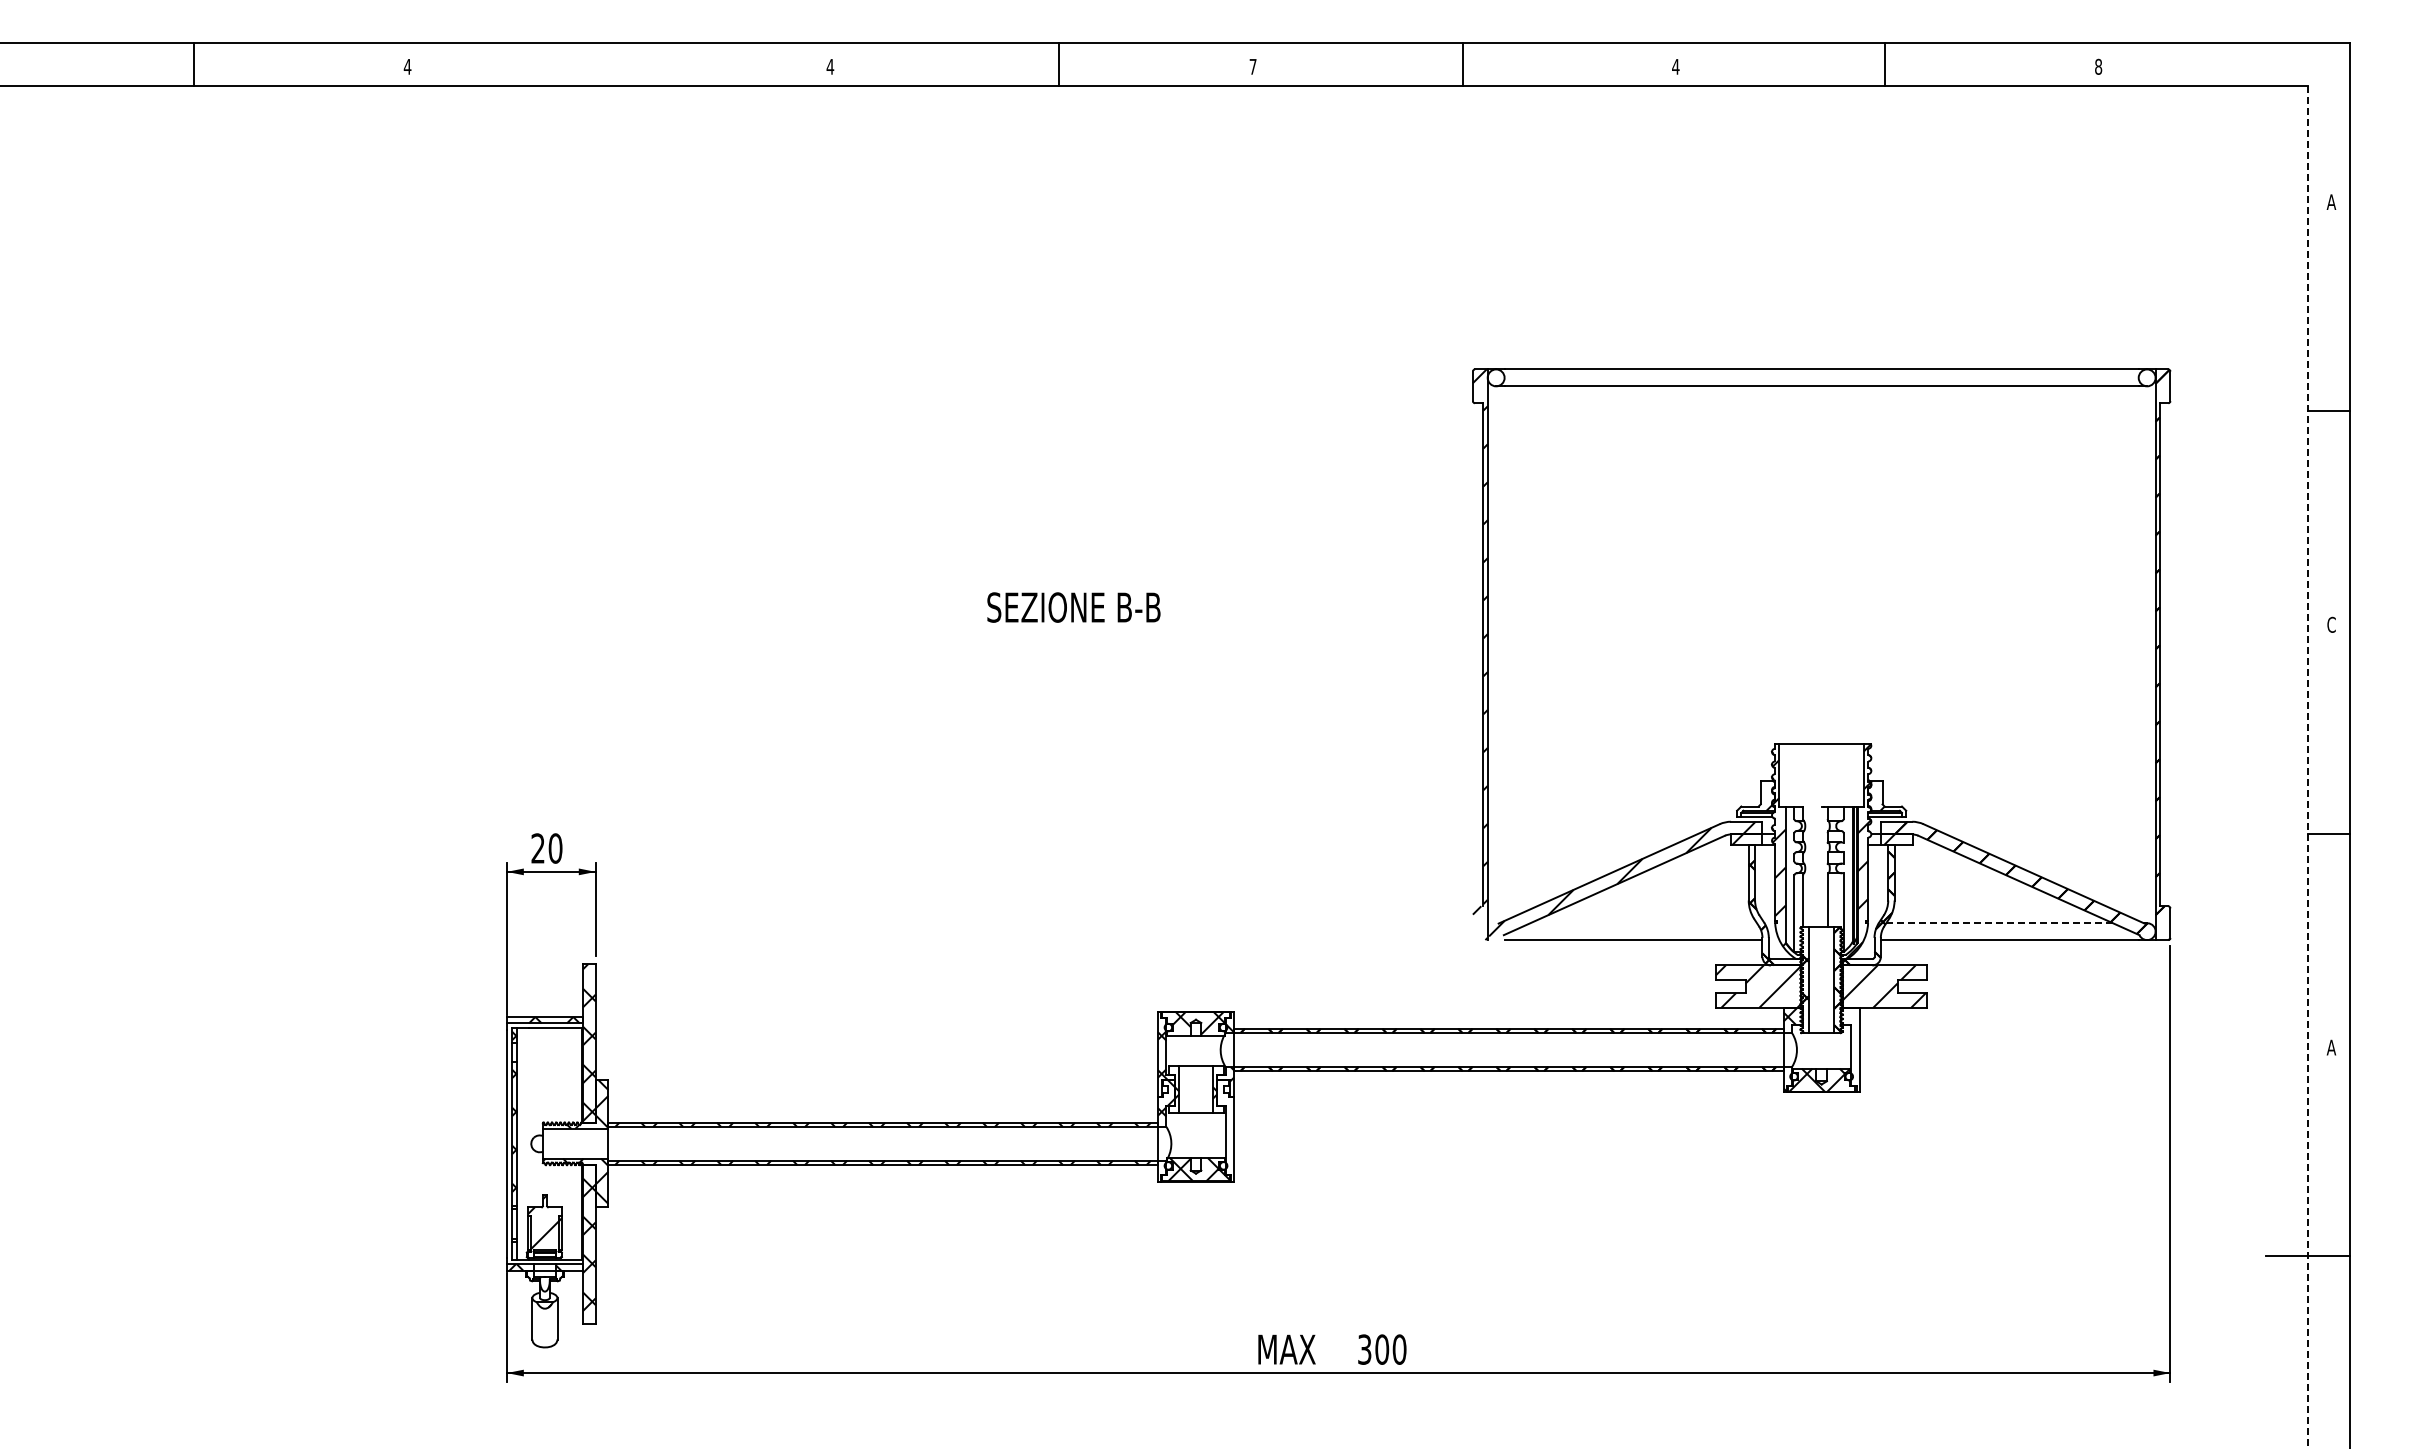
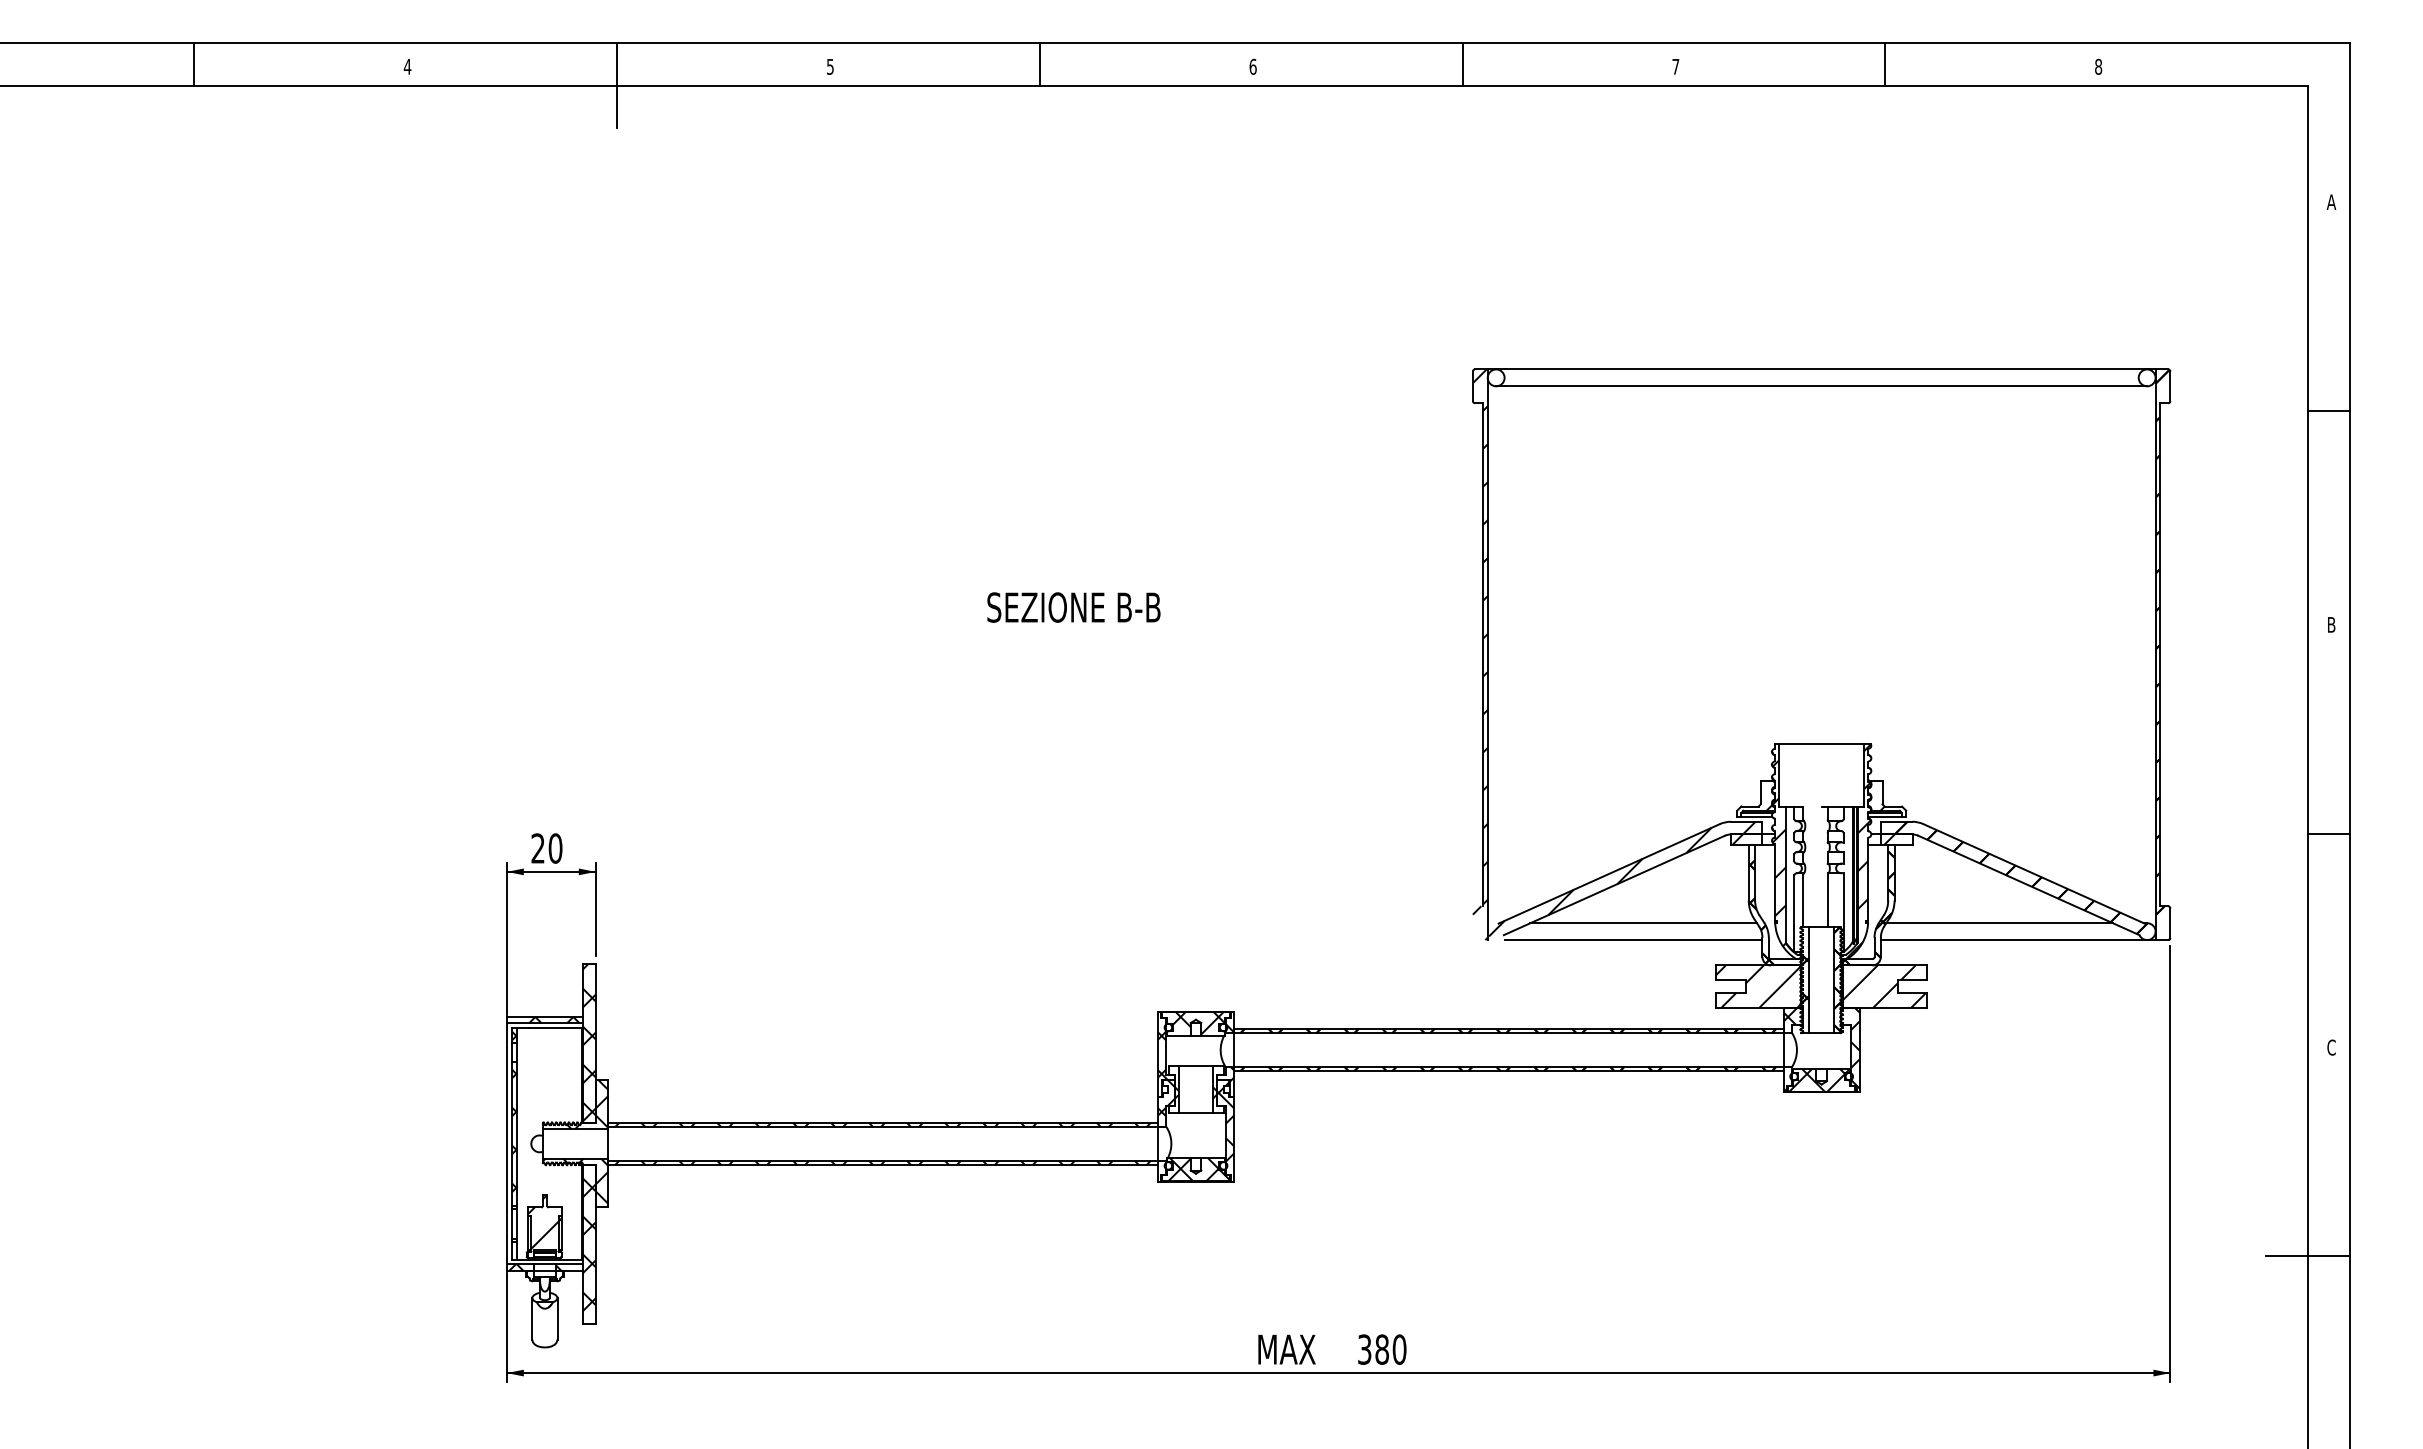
line position: (1058, 64) -> (1039, 64) (1039, 64)
text: 4 -> 5 (830, 66)
text: 7 -> 6 (1252, 66)
text: 4 -> 7 (1675, 66)
line: none -> present (617, 85)
text: C -> B (2331, 624)
line: dashed -> solid (2308, 767)
line: none -> present (1643, 923)
line: dashed -> solid (1999, 923)
hatch: none -> present (1855, 1047)
text: A -> C (2331, 1047)
hatch: none -> present (1225, 1131)
text: 300 -> 380 (1382, 1349)
